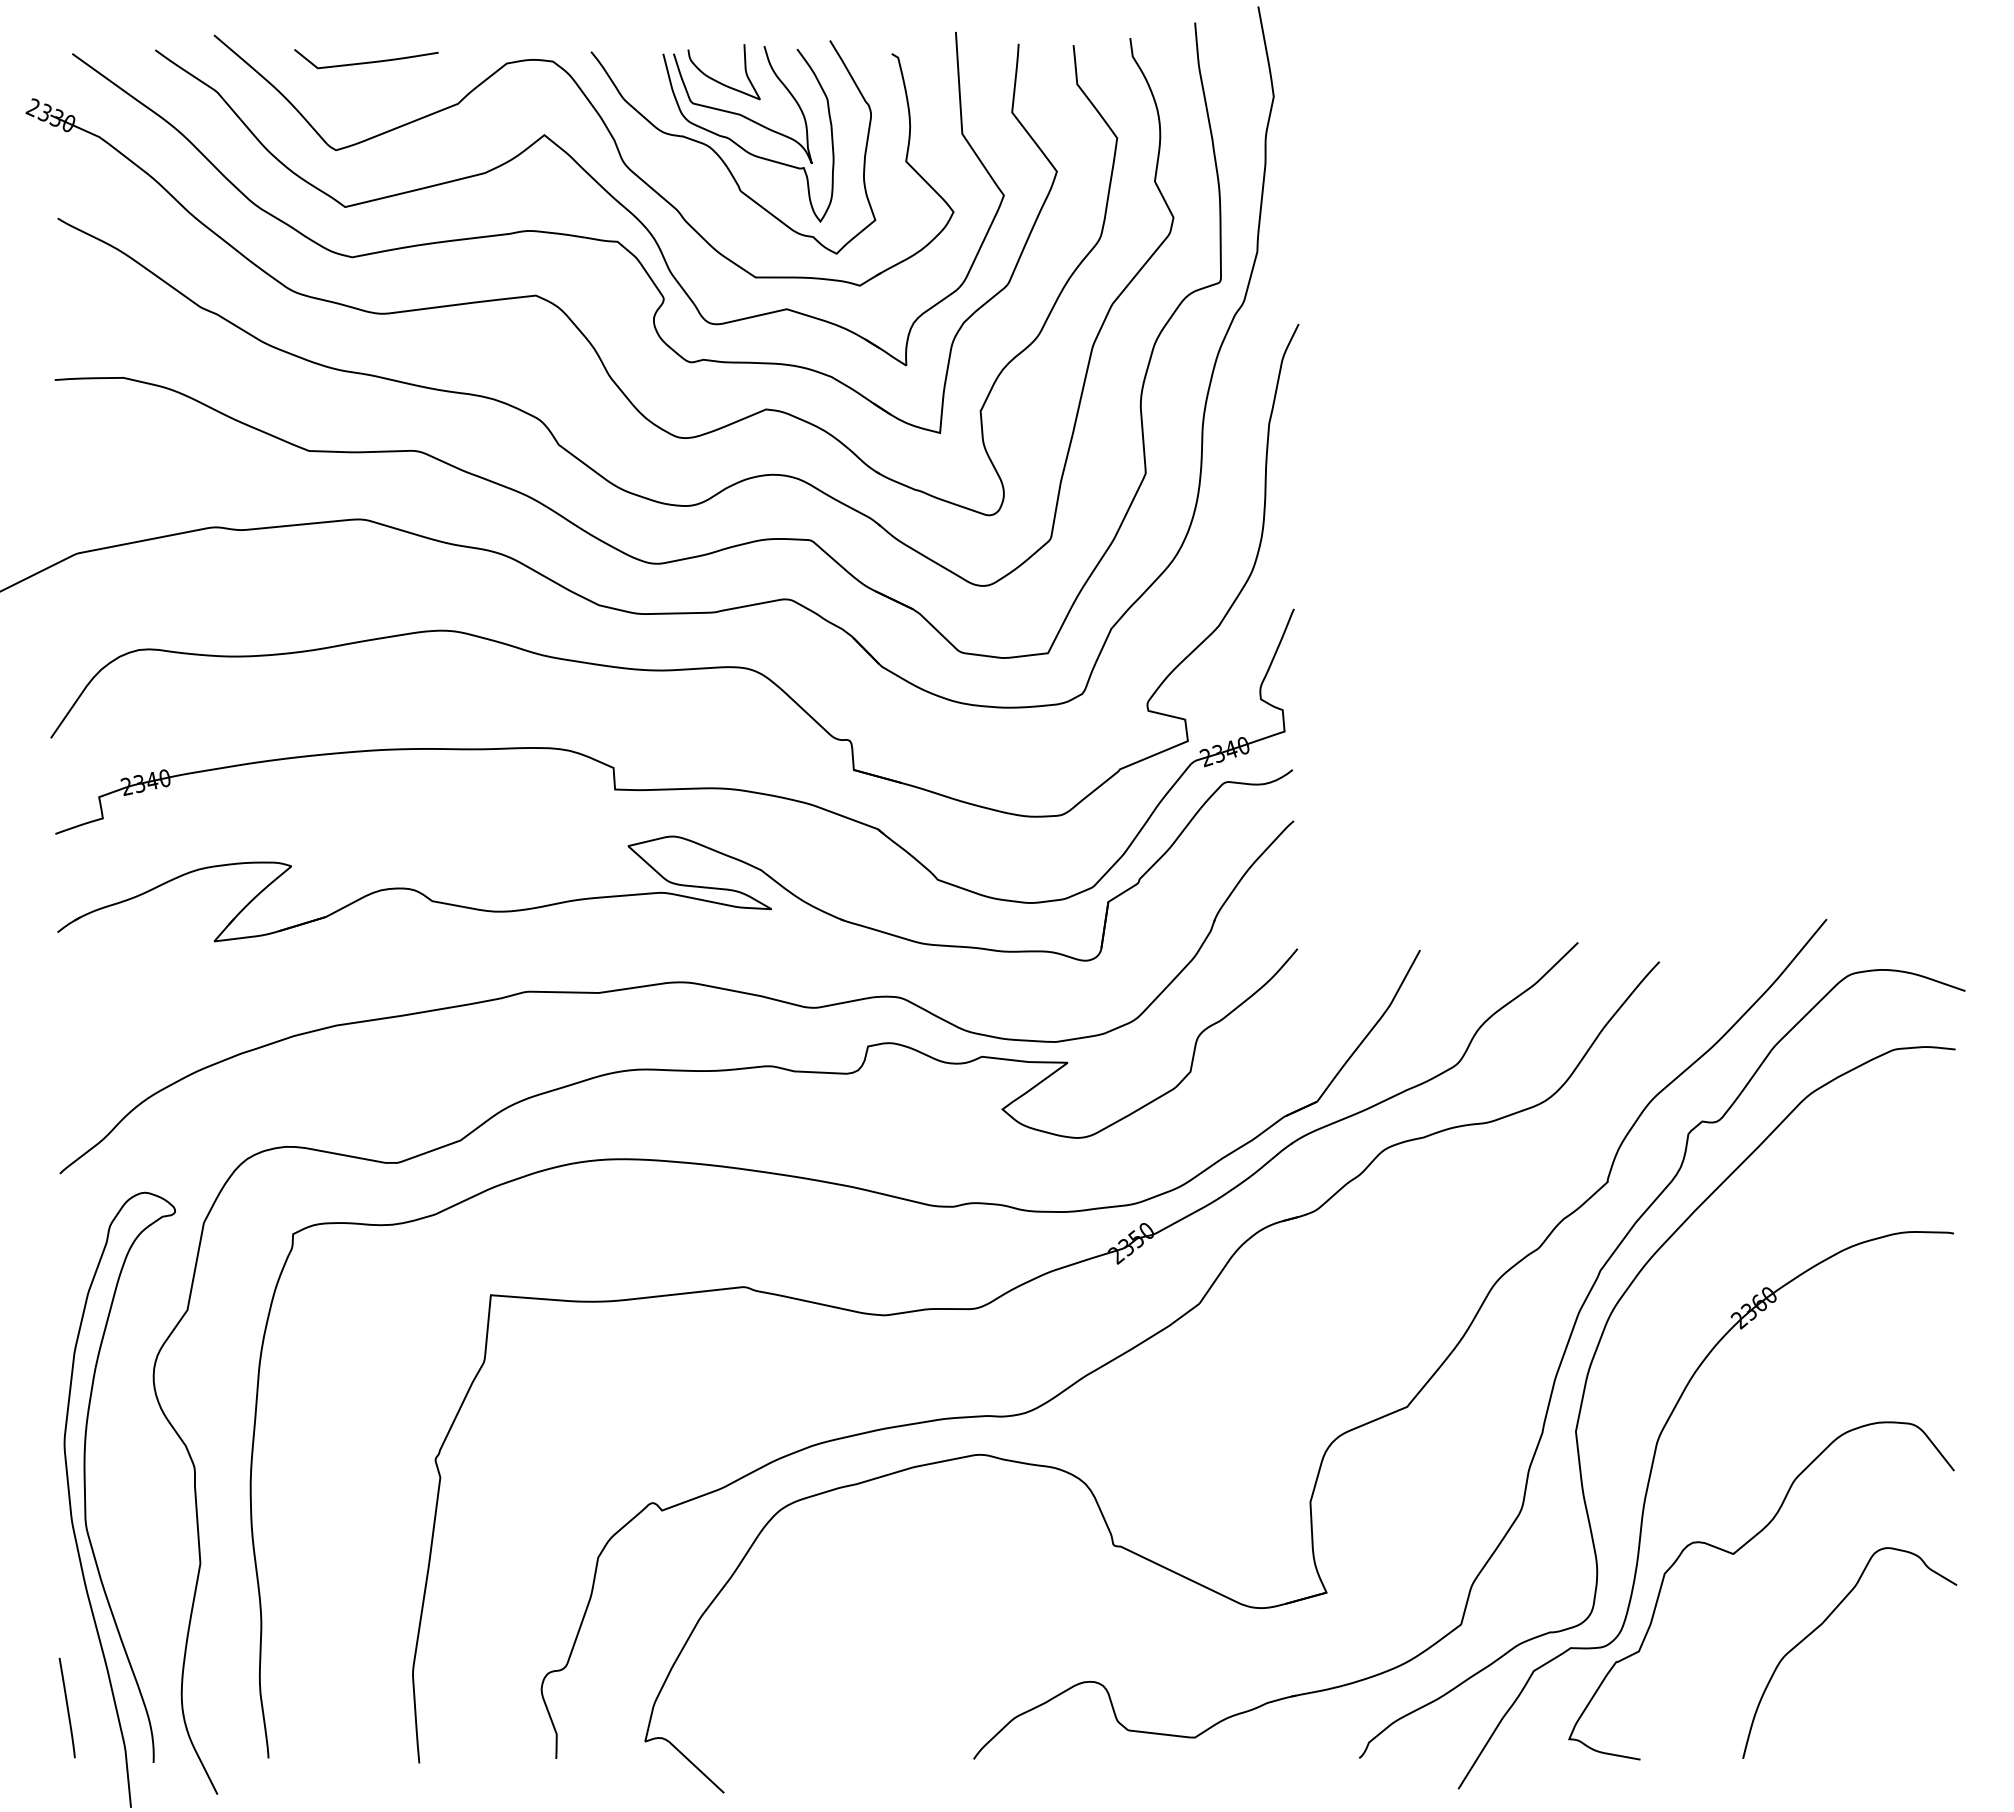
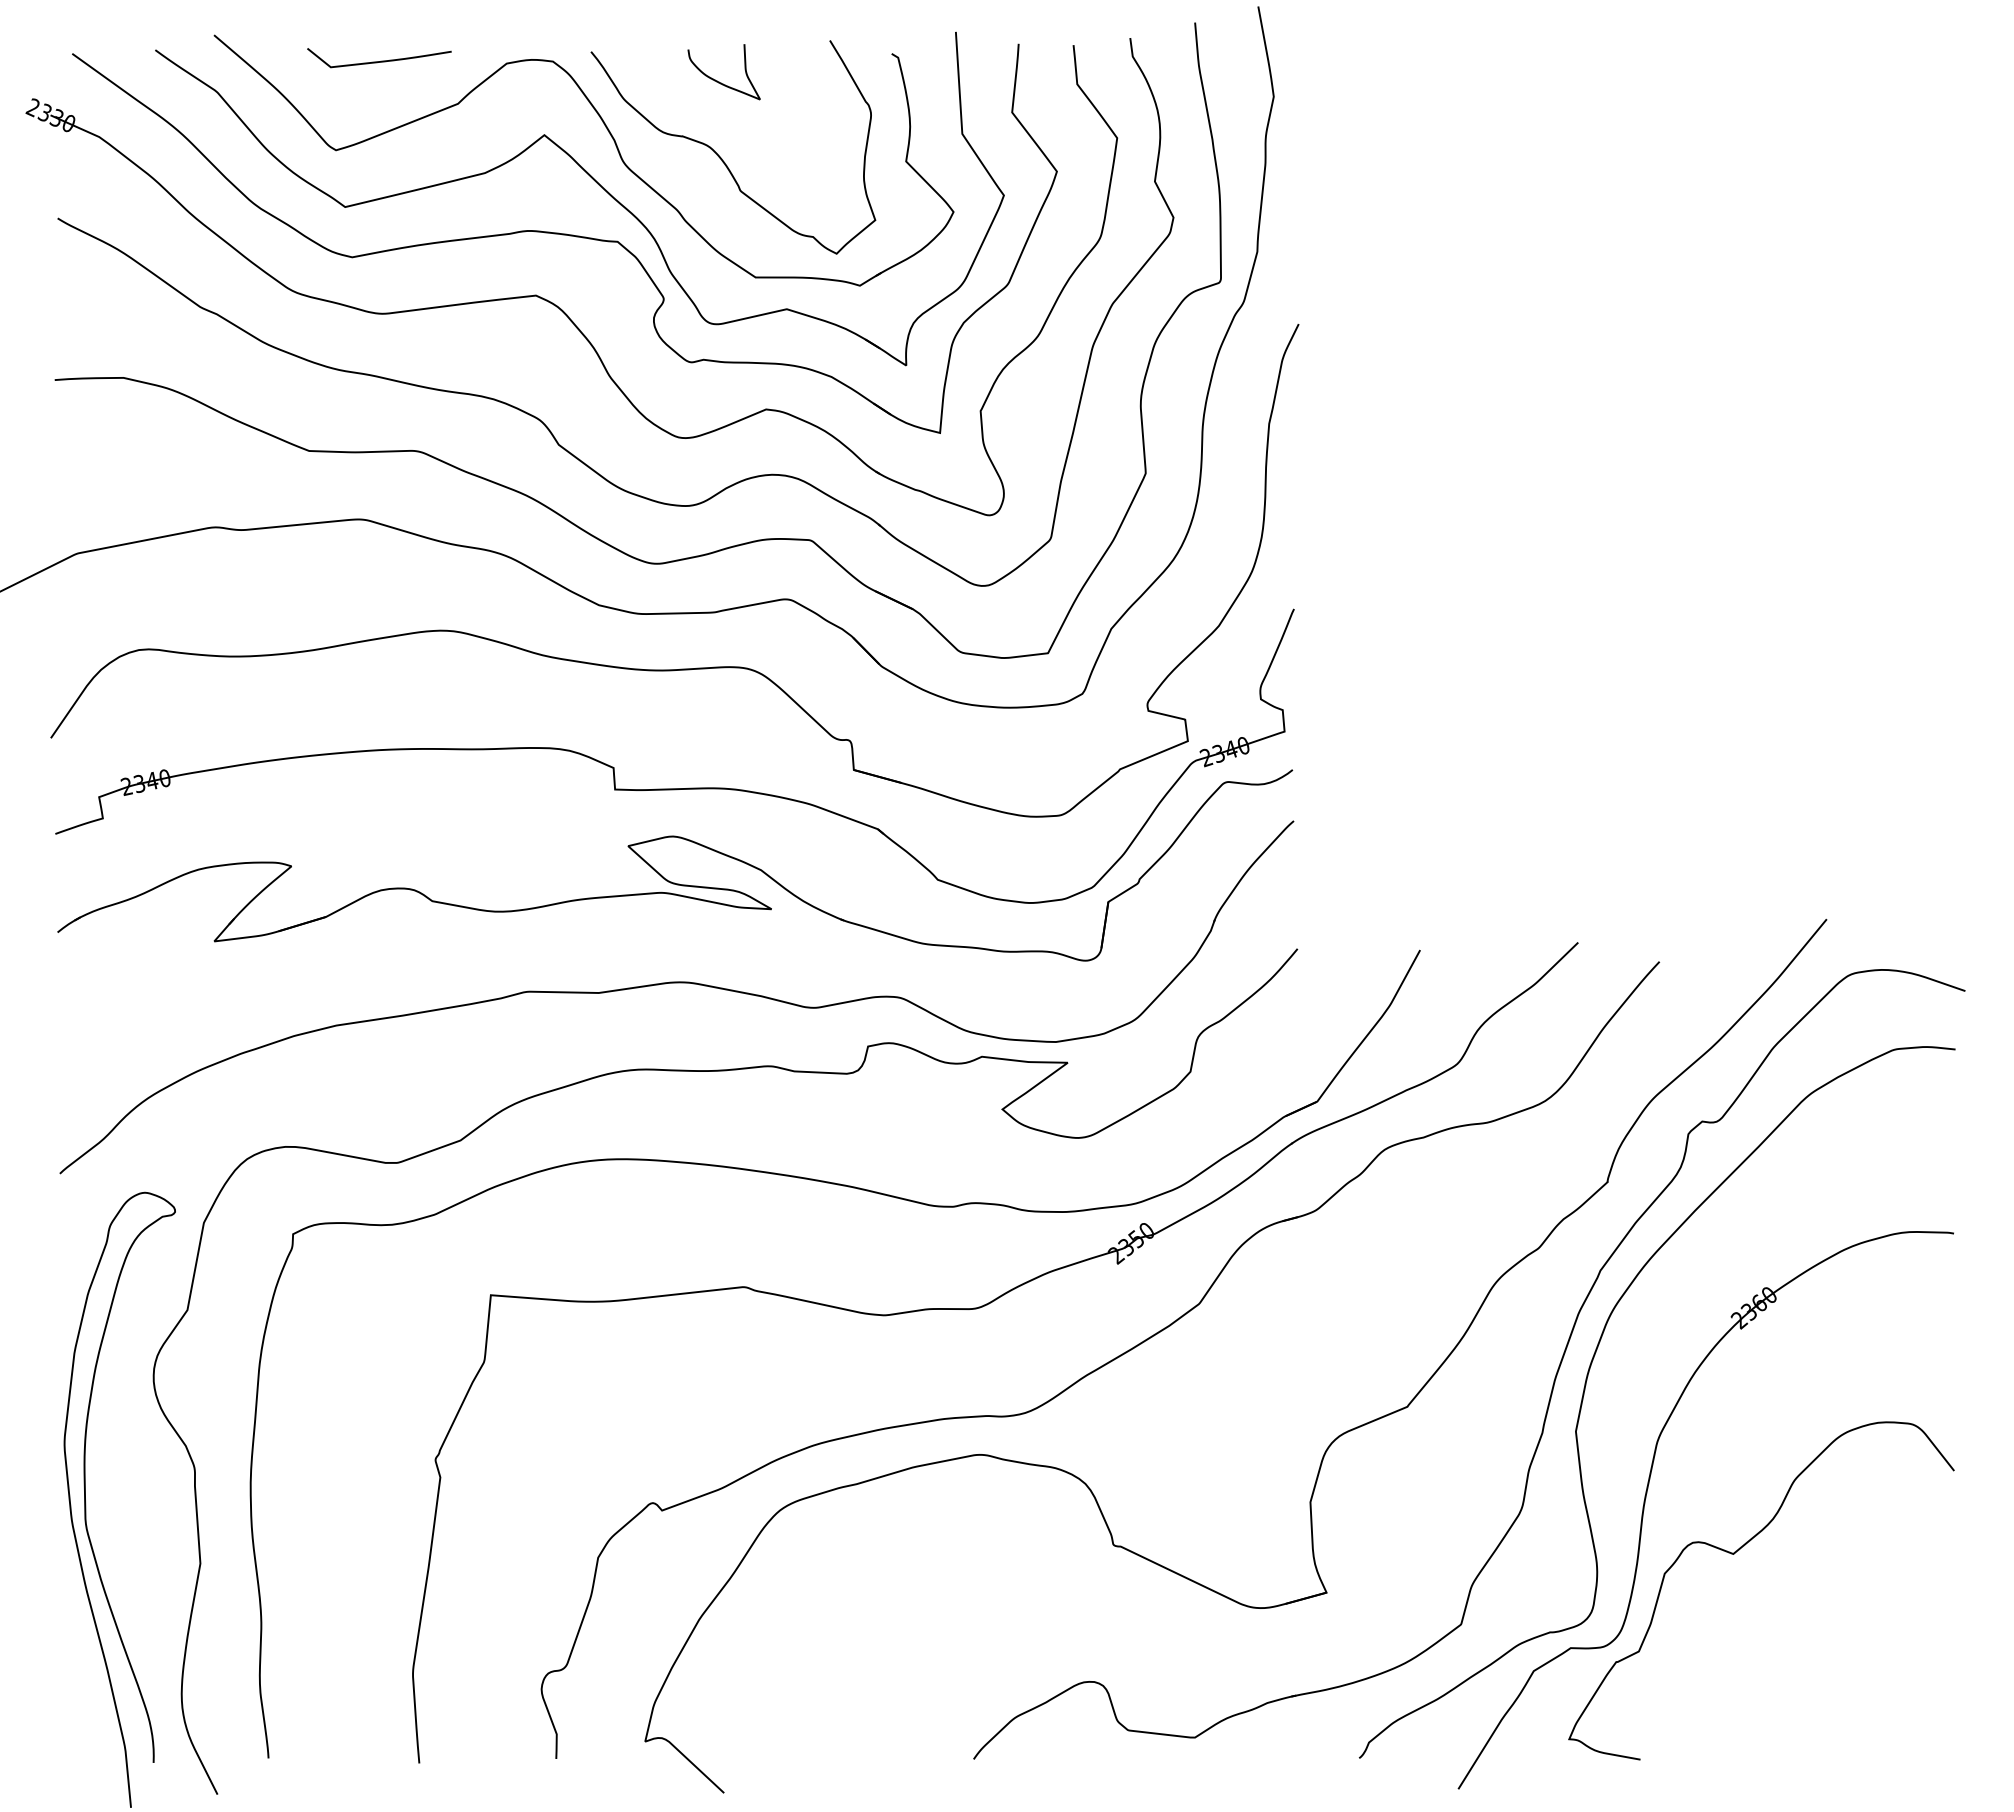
curve position: (368, 61) -> (381, 60) (381, 60)
part: present -> none (753, 122)
curve: present -> none (1822, 1624)
line: present -> none (66, 1707)
